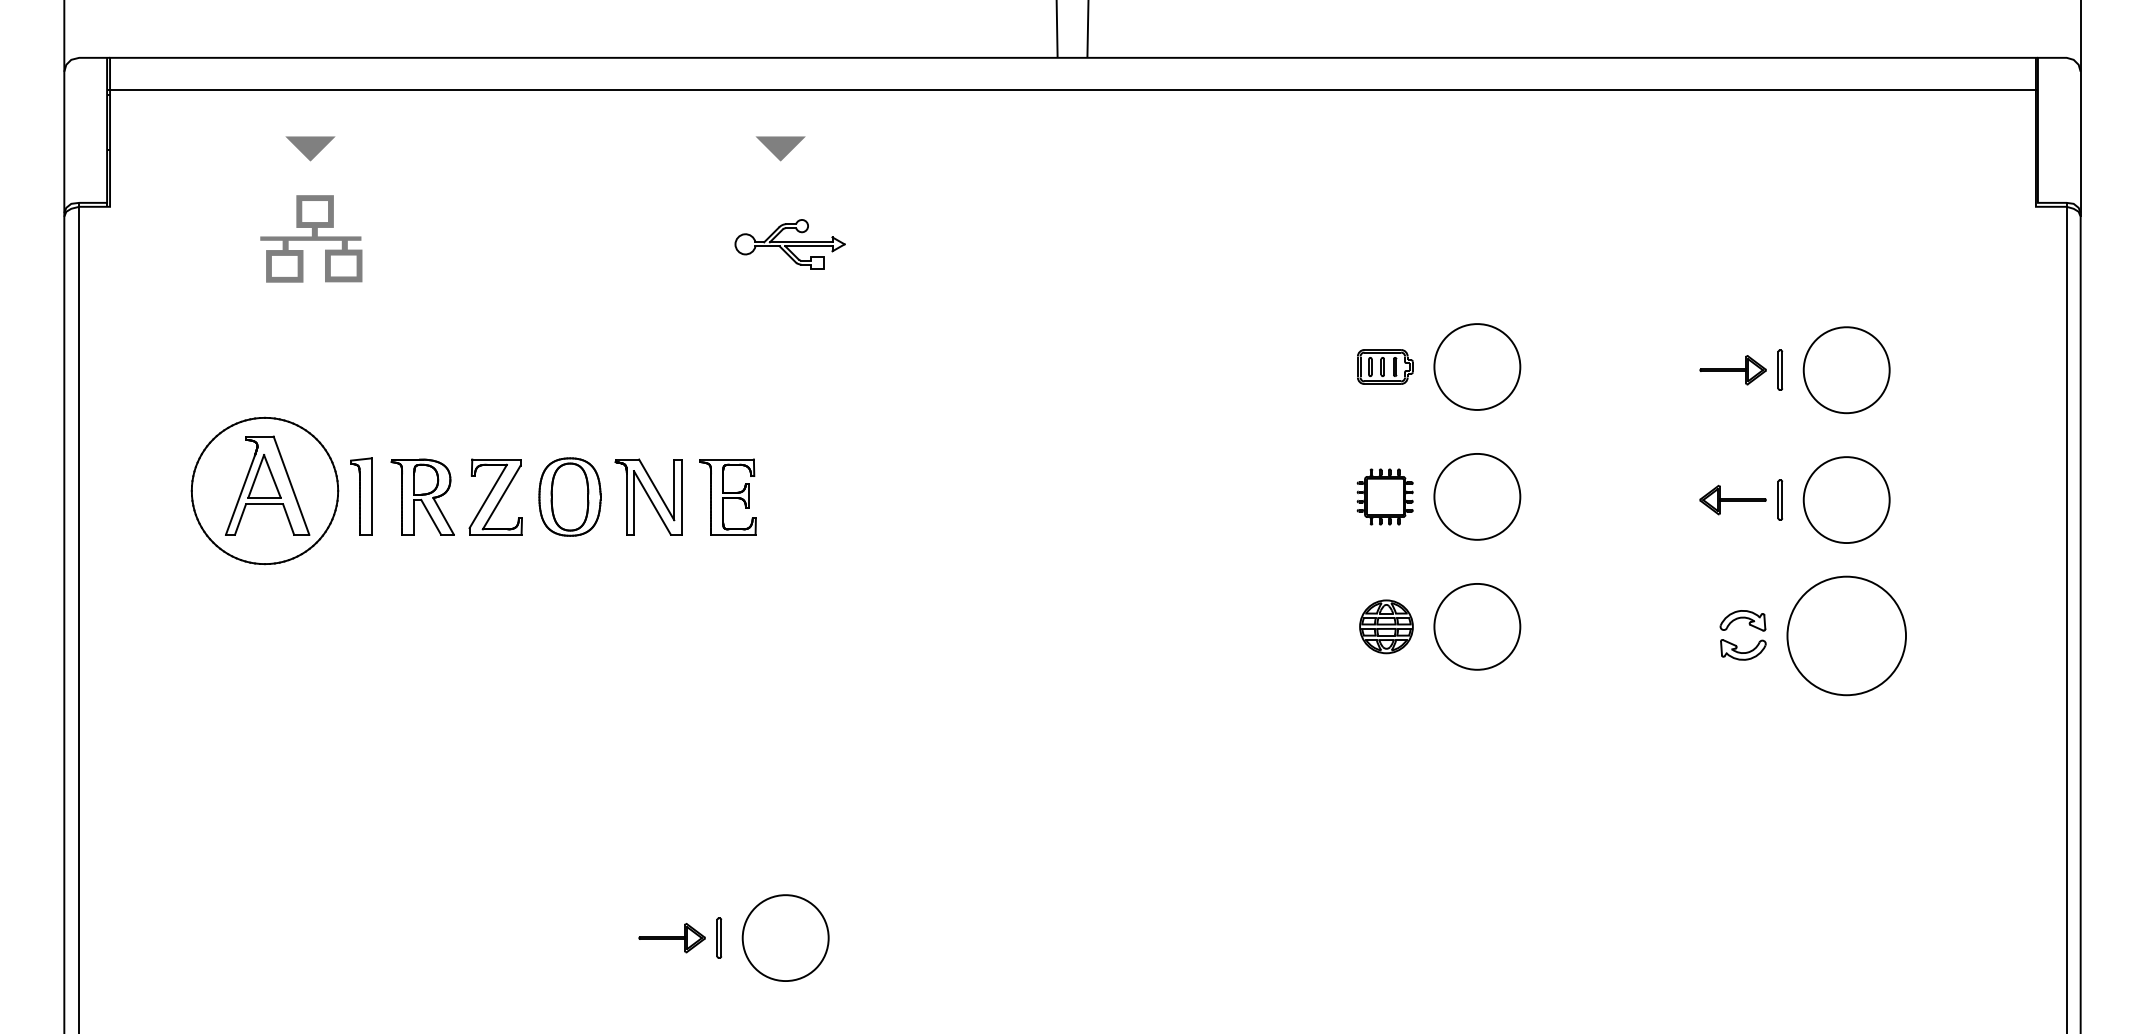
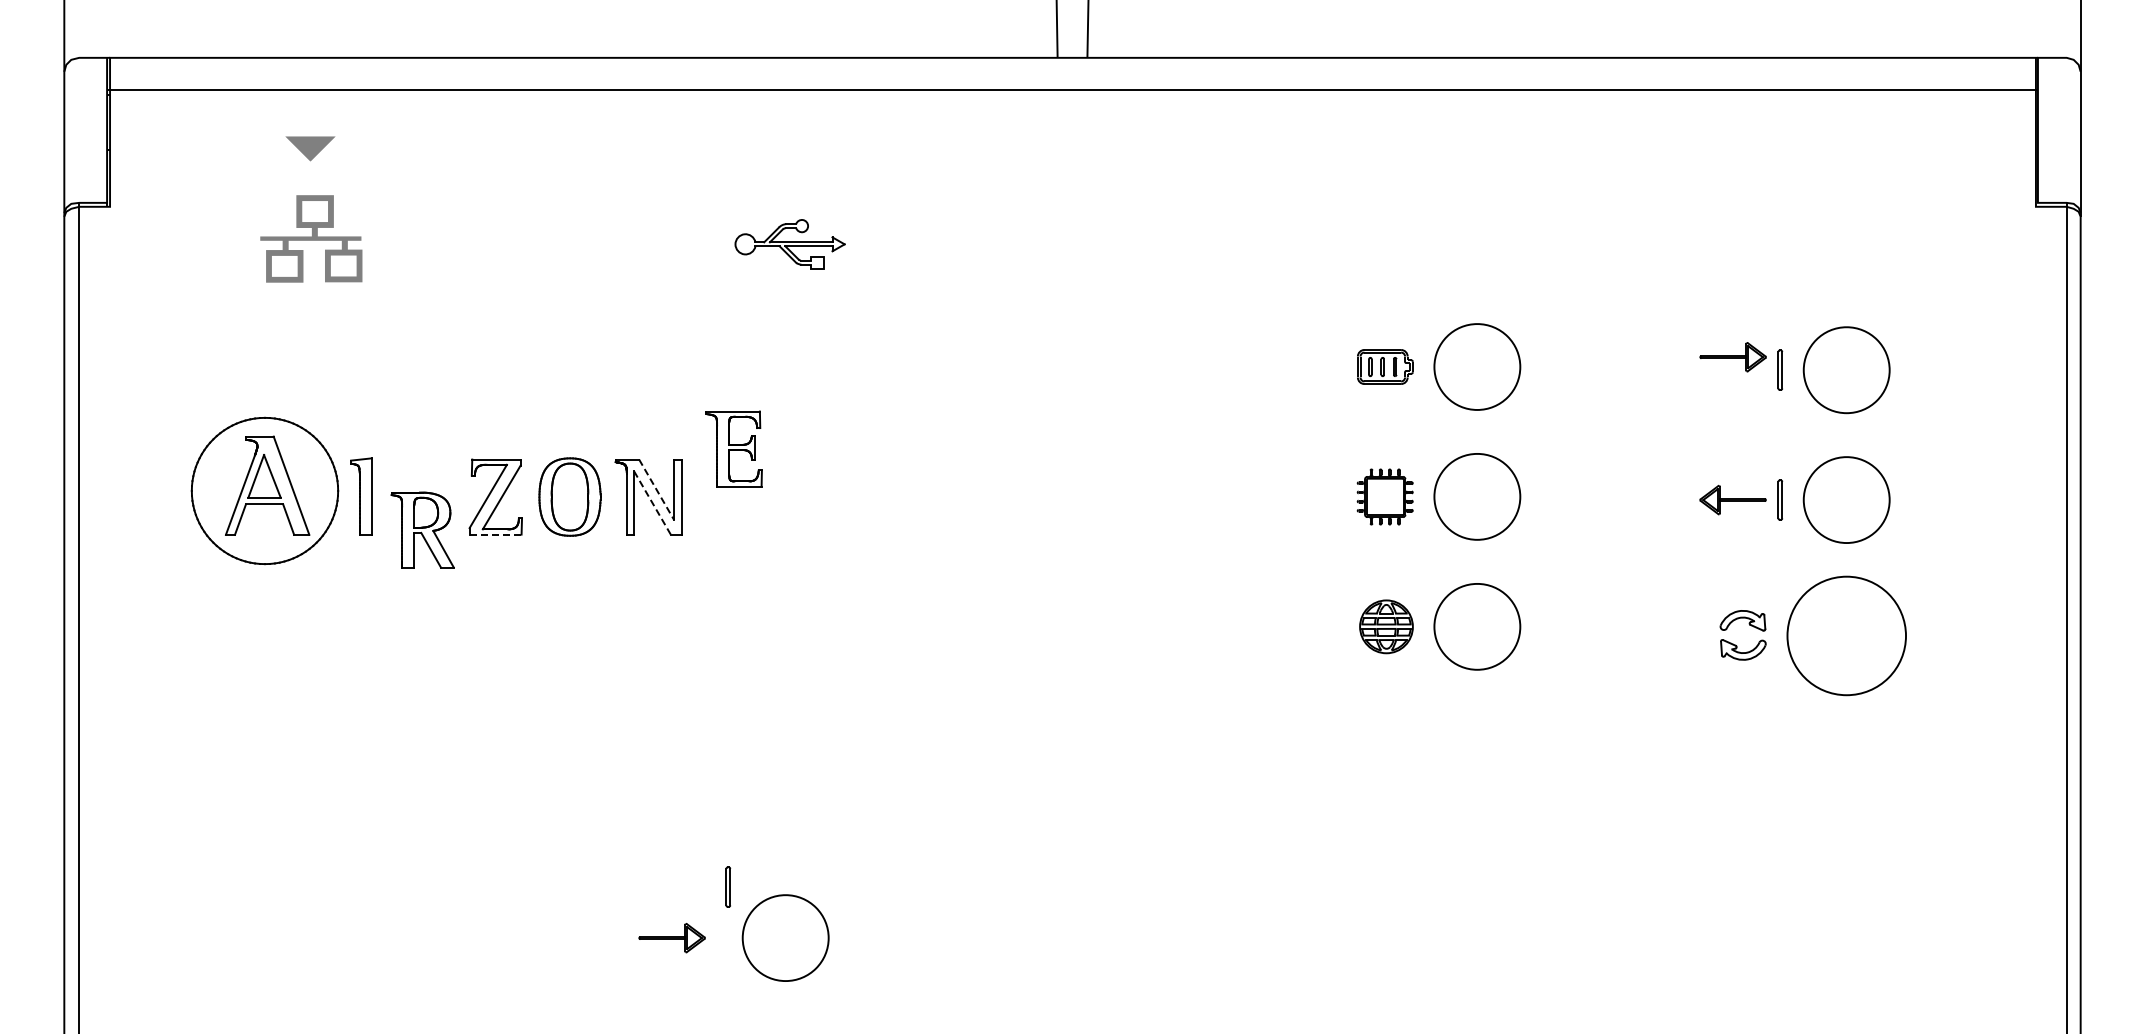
part: present -> none (780, 148)
part position: (1732, 370) -> (1732, 357) (1732, 357)
line: solid -> dashed (656, 490)
part position: (422, 496) -> (422, 529) (422, 529)
part position: (727, 496) -> (733, 448) (733, 448)
line: solid -> dashed (652, 502)
line: solid -> dashed (495, 534)
part position: (719, 937) -> (728, 886) (728, 886)
